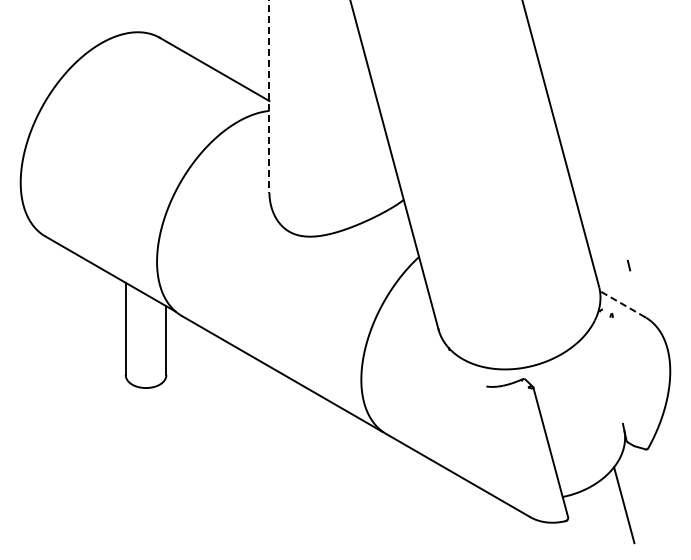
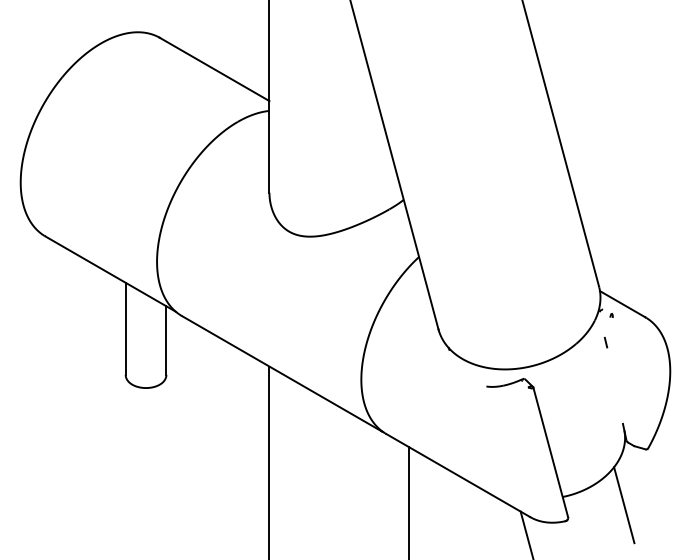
line: dashed -> solid (269, 96)
curve position: (628, 265) -> (605, 342) (605, 342)
line: dashed -> solid (622, 303)
line: none -> present (269, 461)
line: none -> present (409, 501)
line: none -> present (526, 533)
